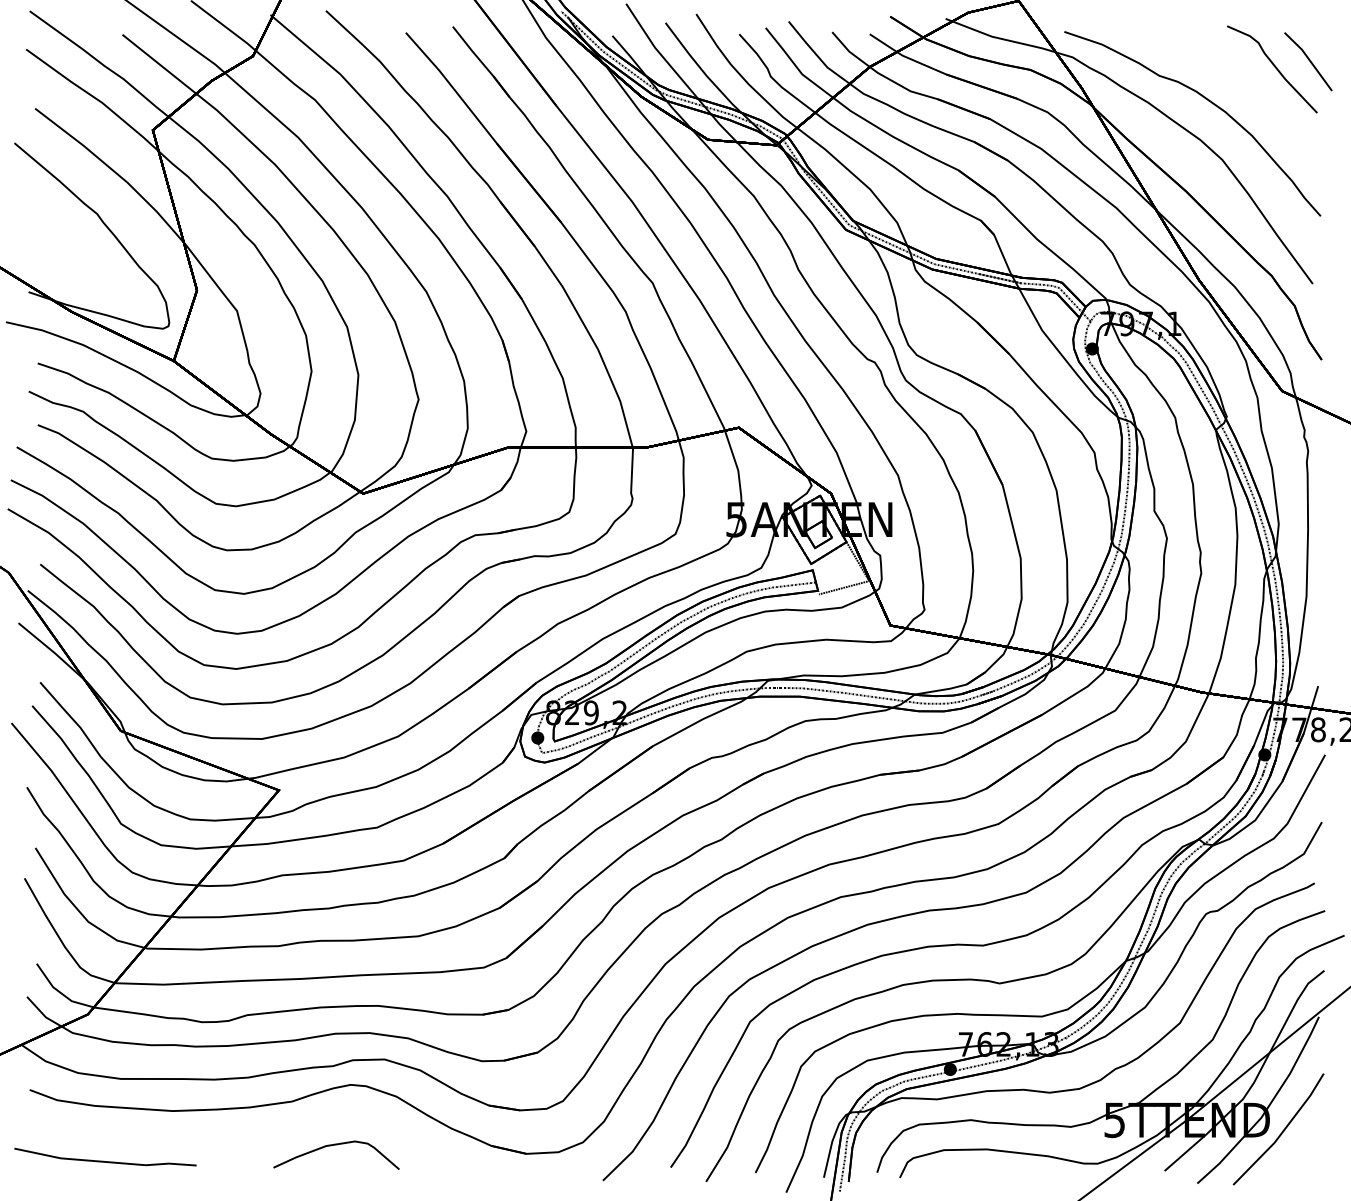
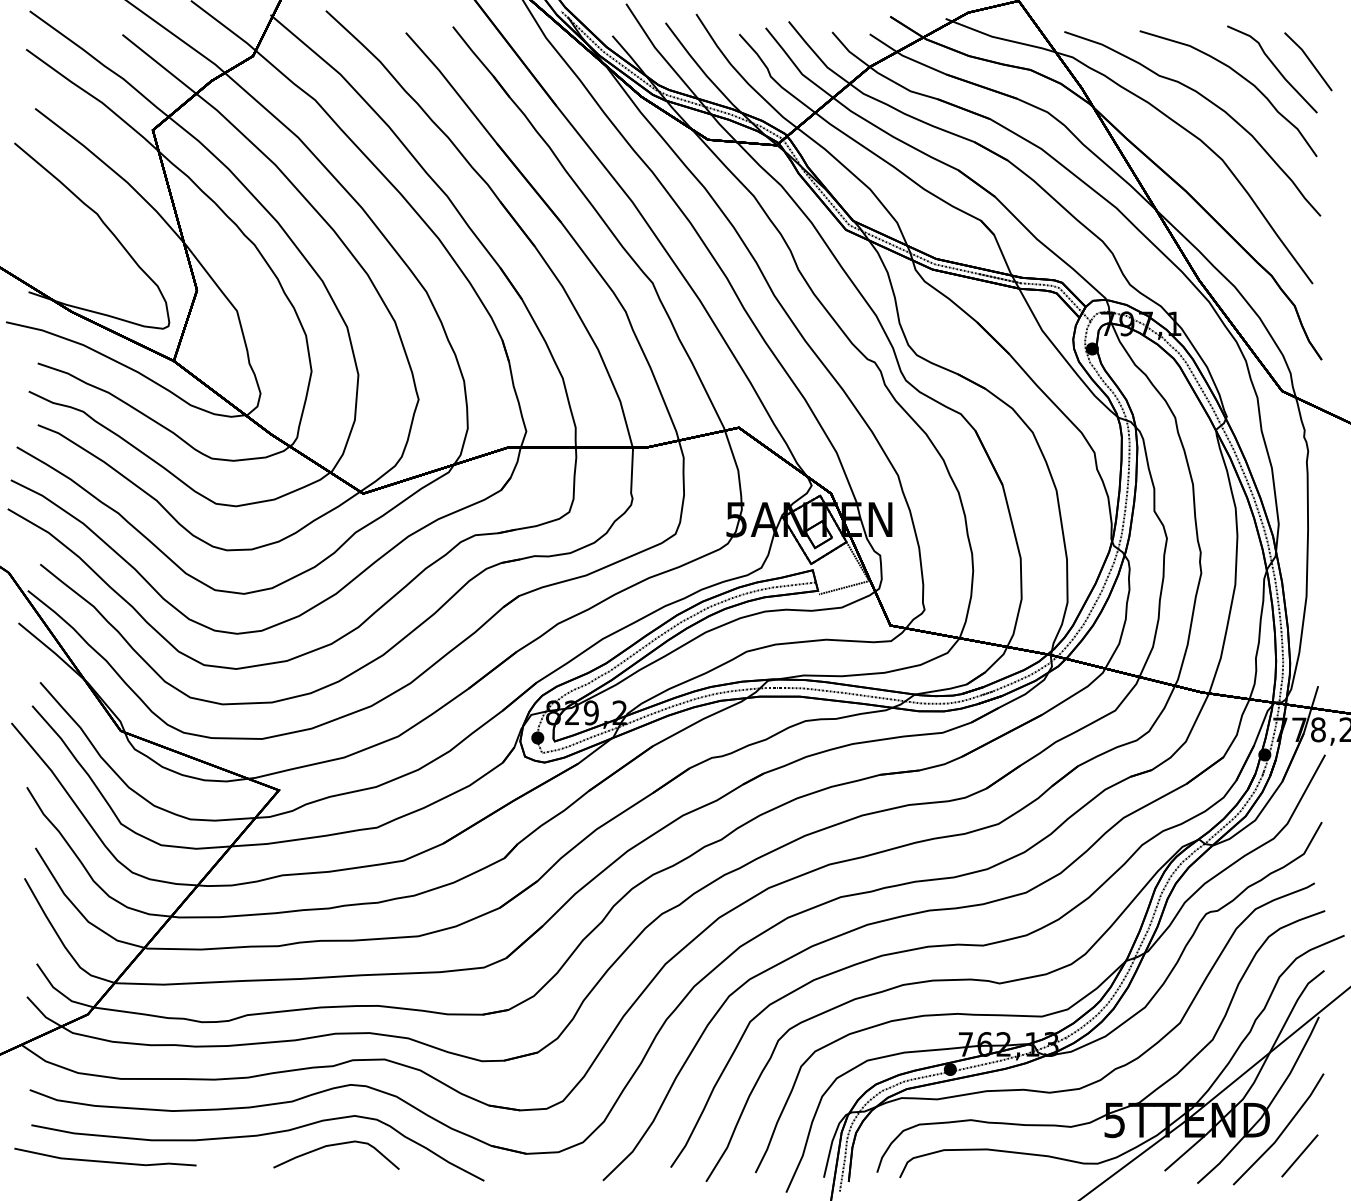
part: none -> present (1242, 78)
part: none -> present (257, 1136)
line: none -> present (1299, 1155)
